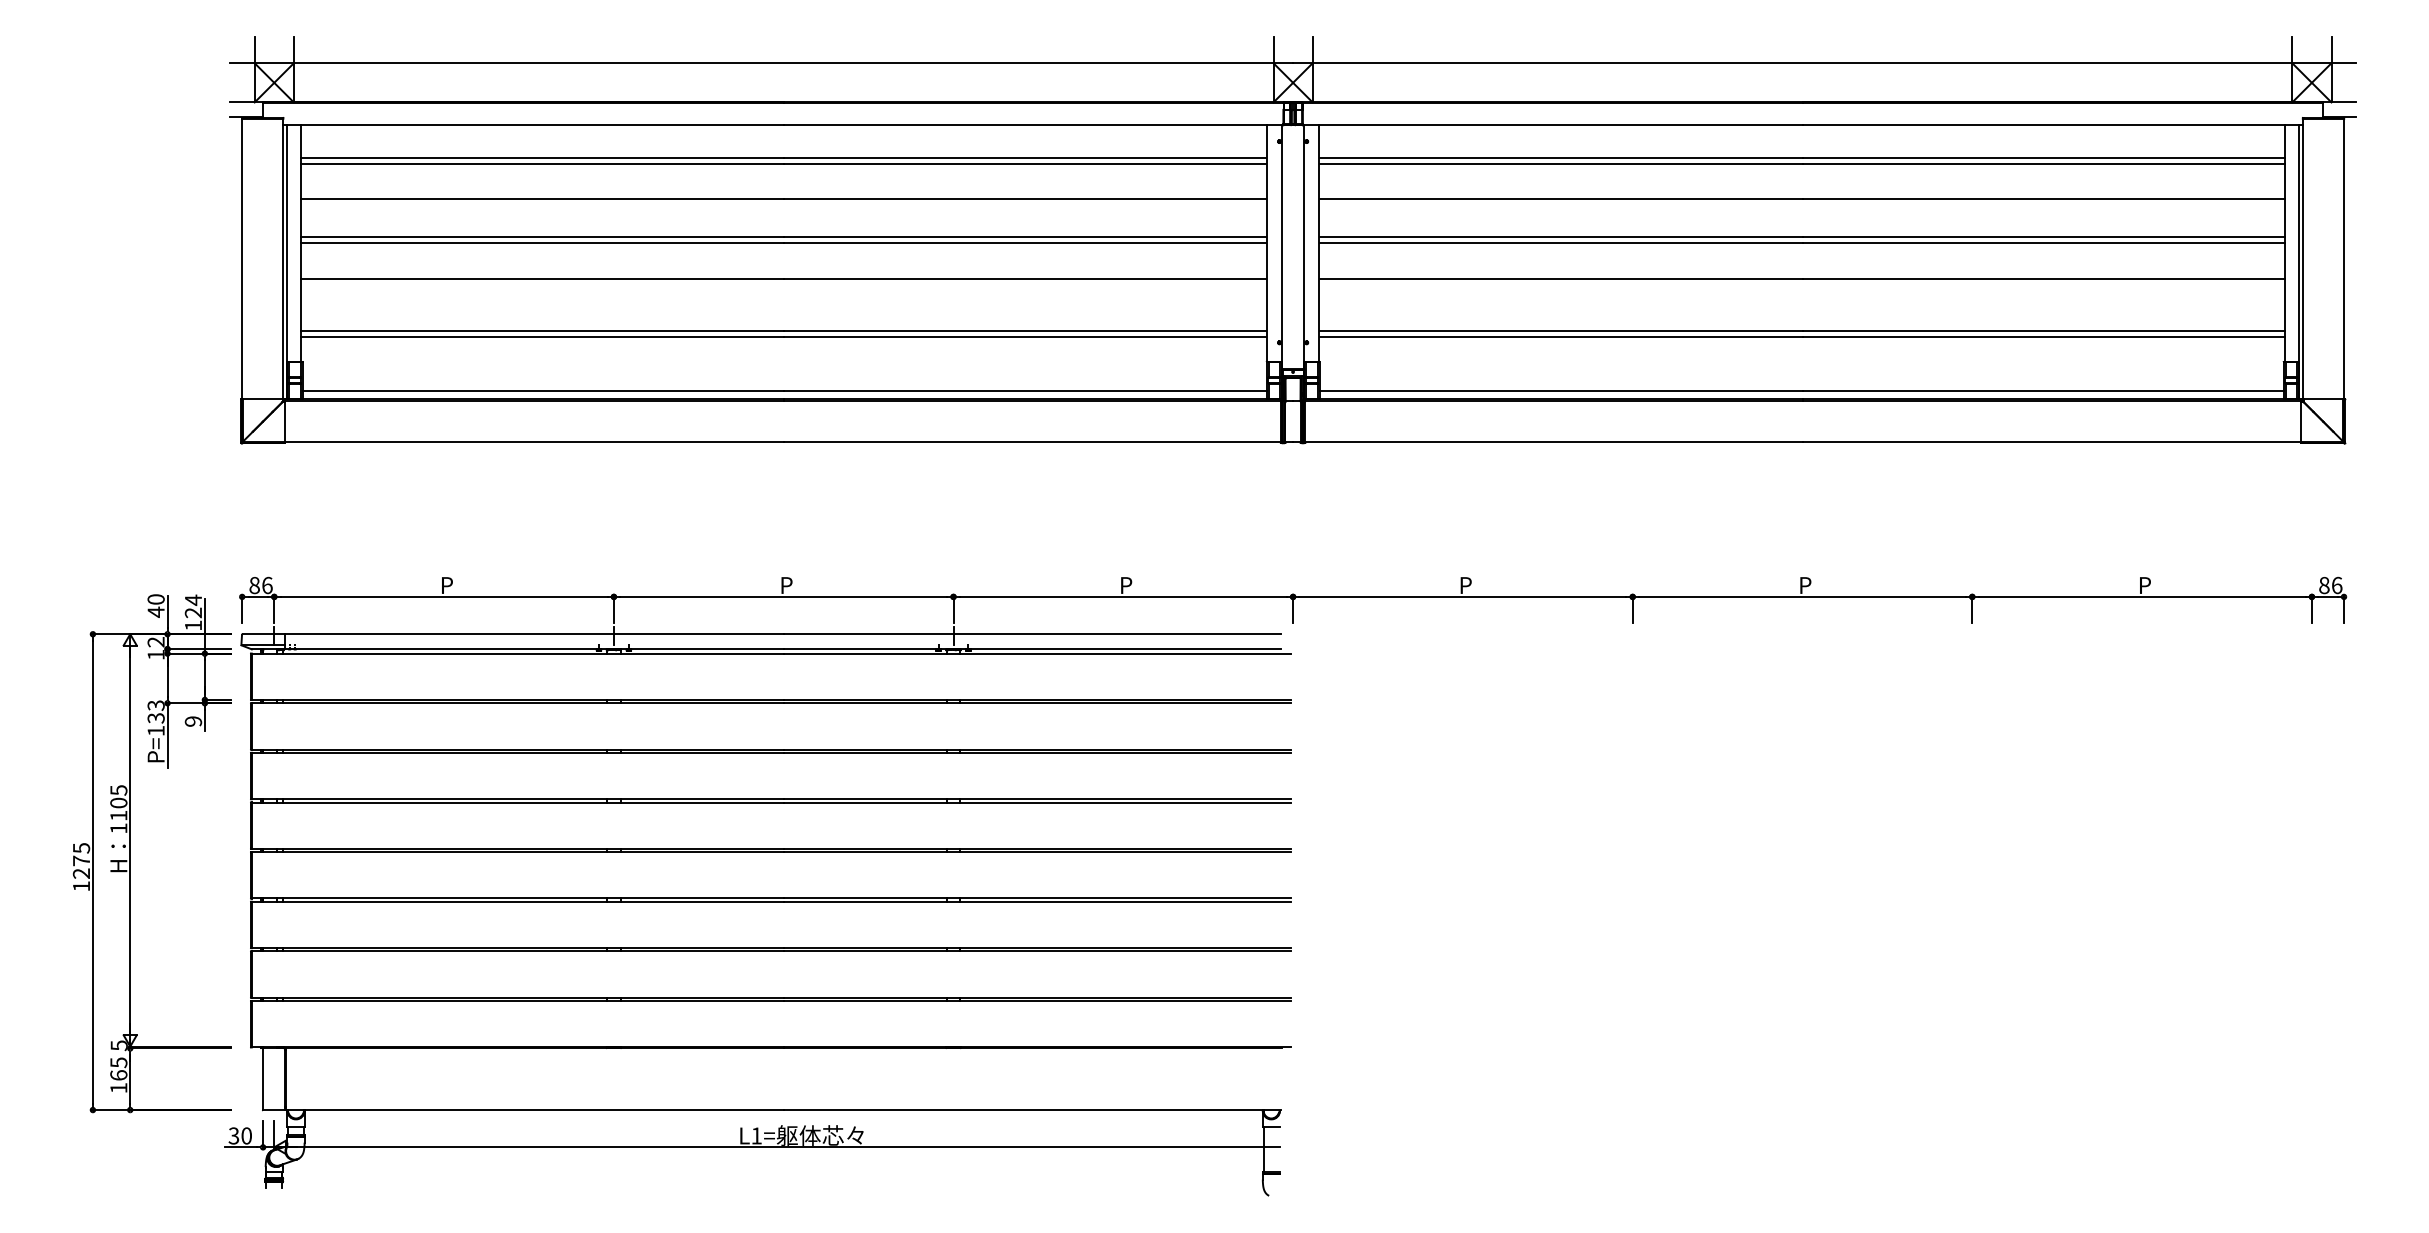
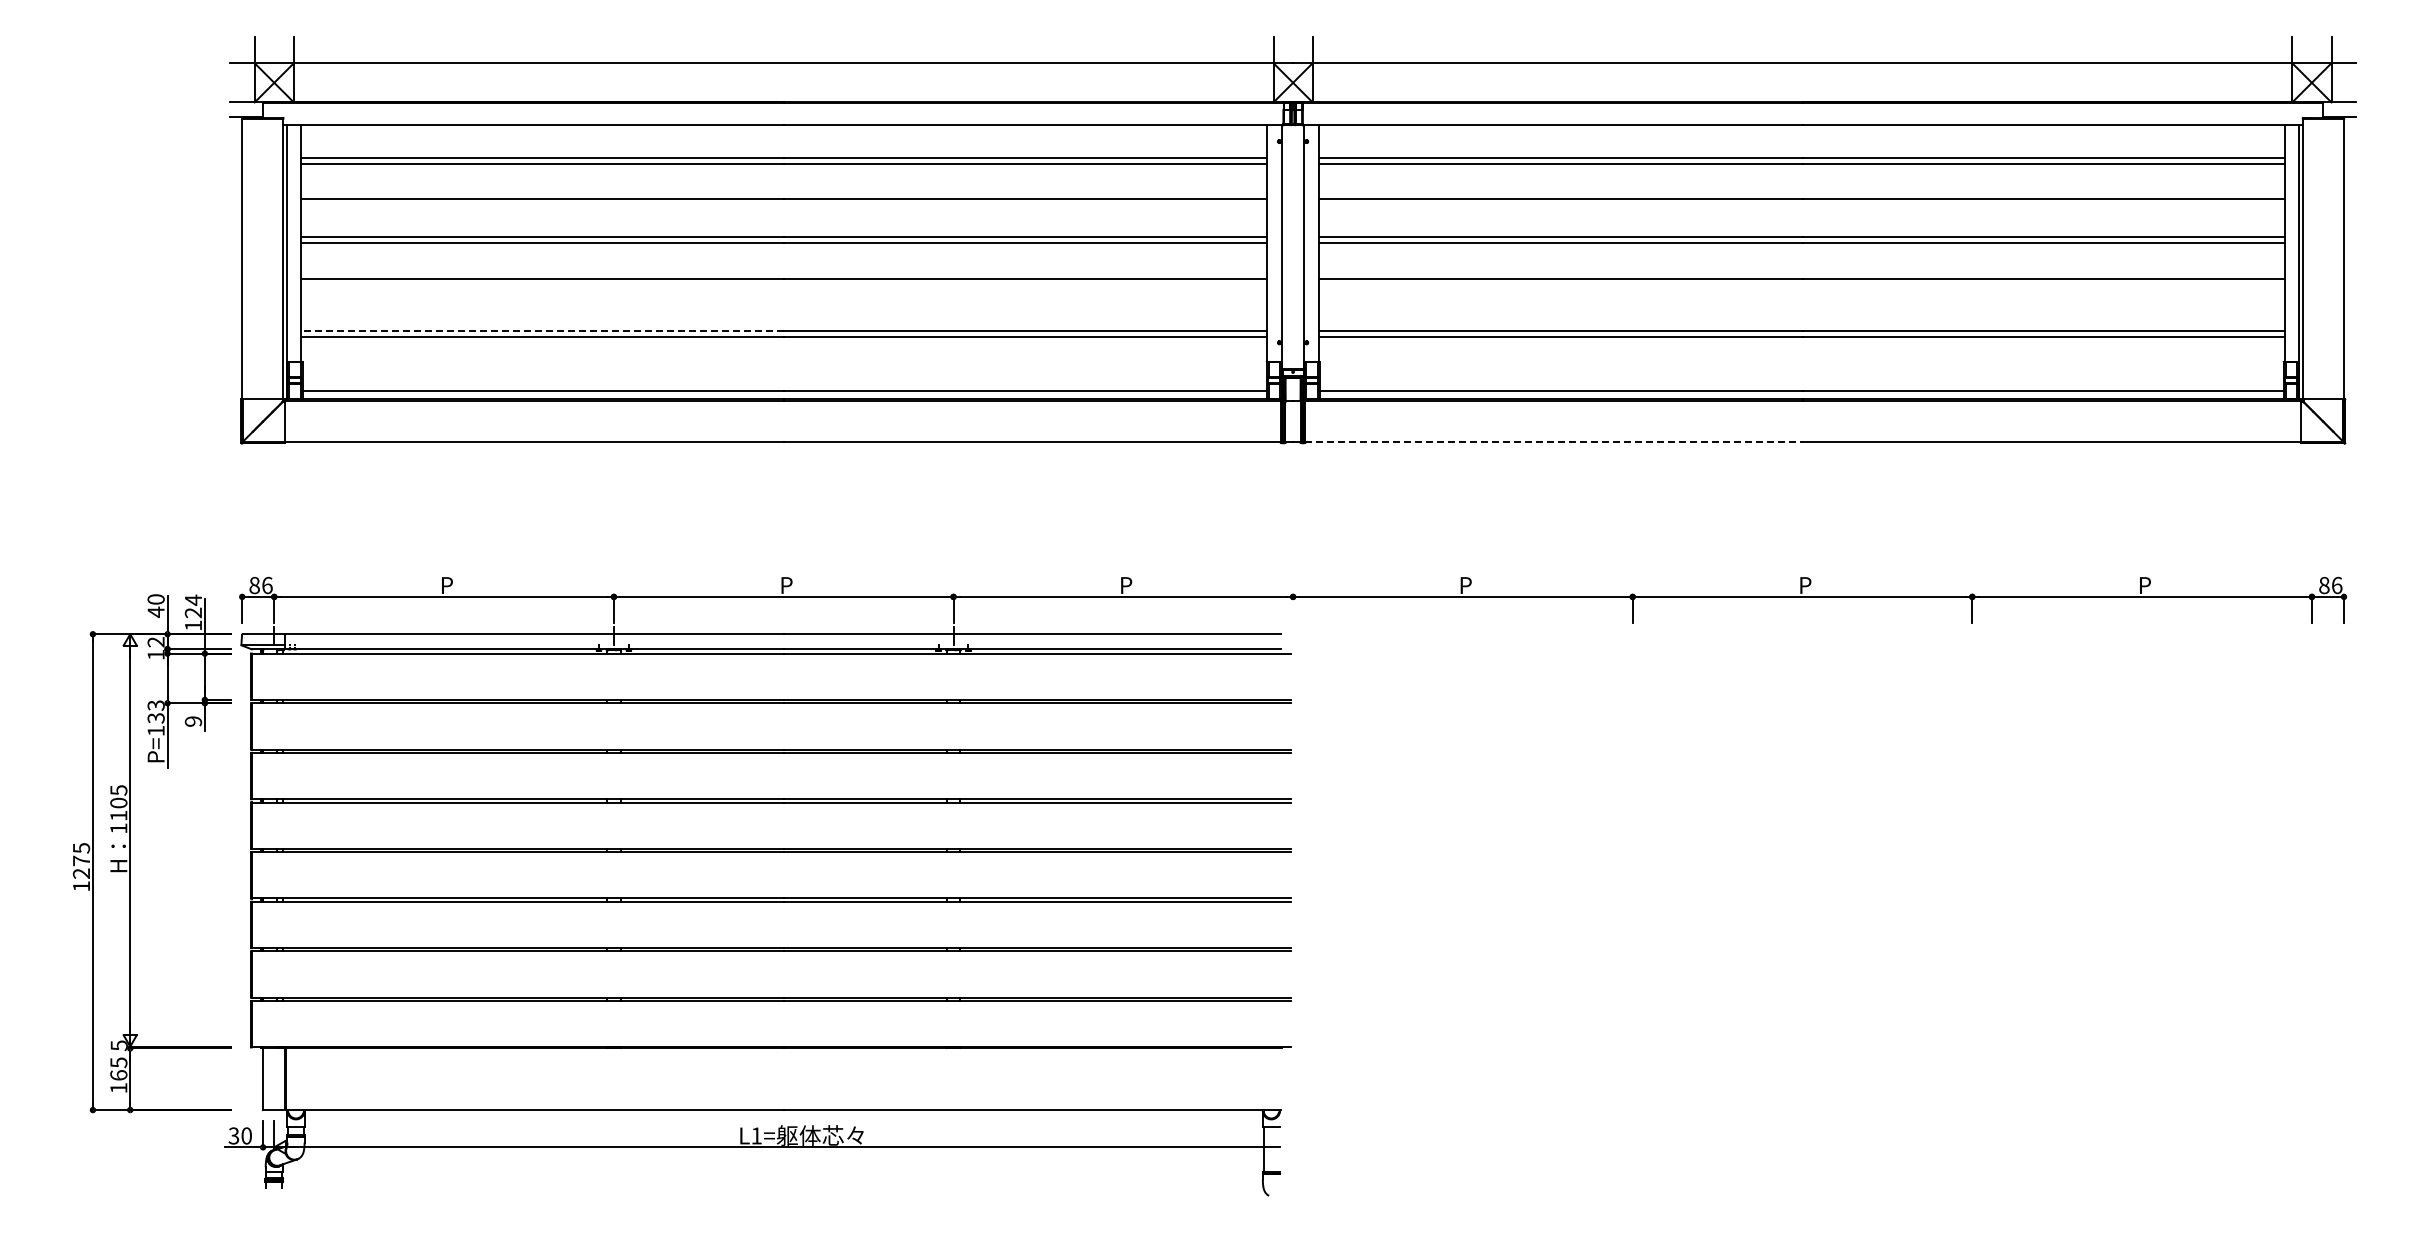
line: solid -> dashed (541, 331)
line: solid -> dashed (1553, 442)
line: present -> none (1293, 609)
